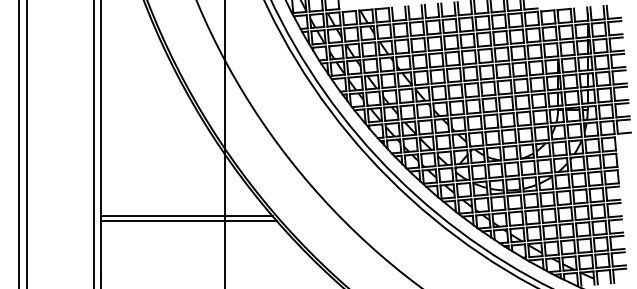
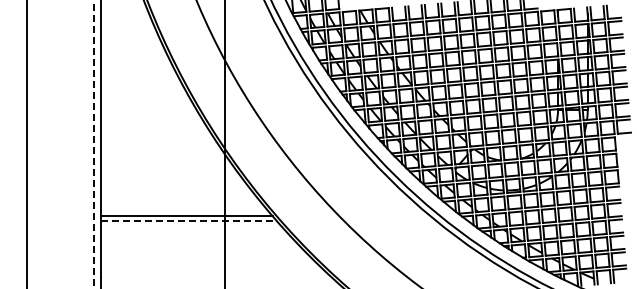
line: present -> none (19, 143)
line: solid -> dashed (93, 144)
line: solid -> dashed (189, 221)
